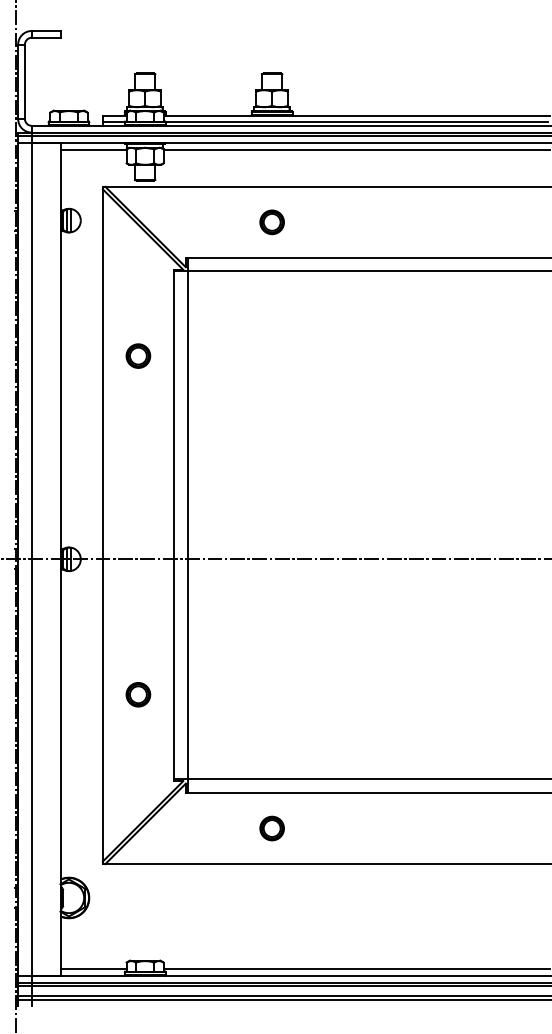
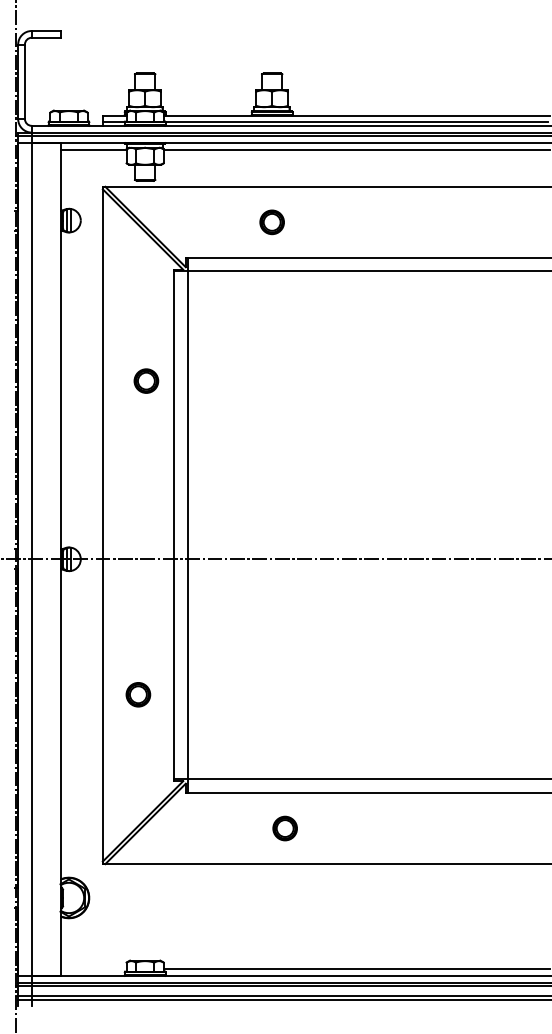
part position: (138, 355) -> (146, 380) (146, 380)
part position: (271, 828) -> (284, 828) (284, 828)
line: present -> none (93, 969)
